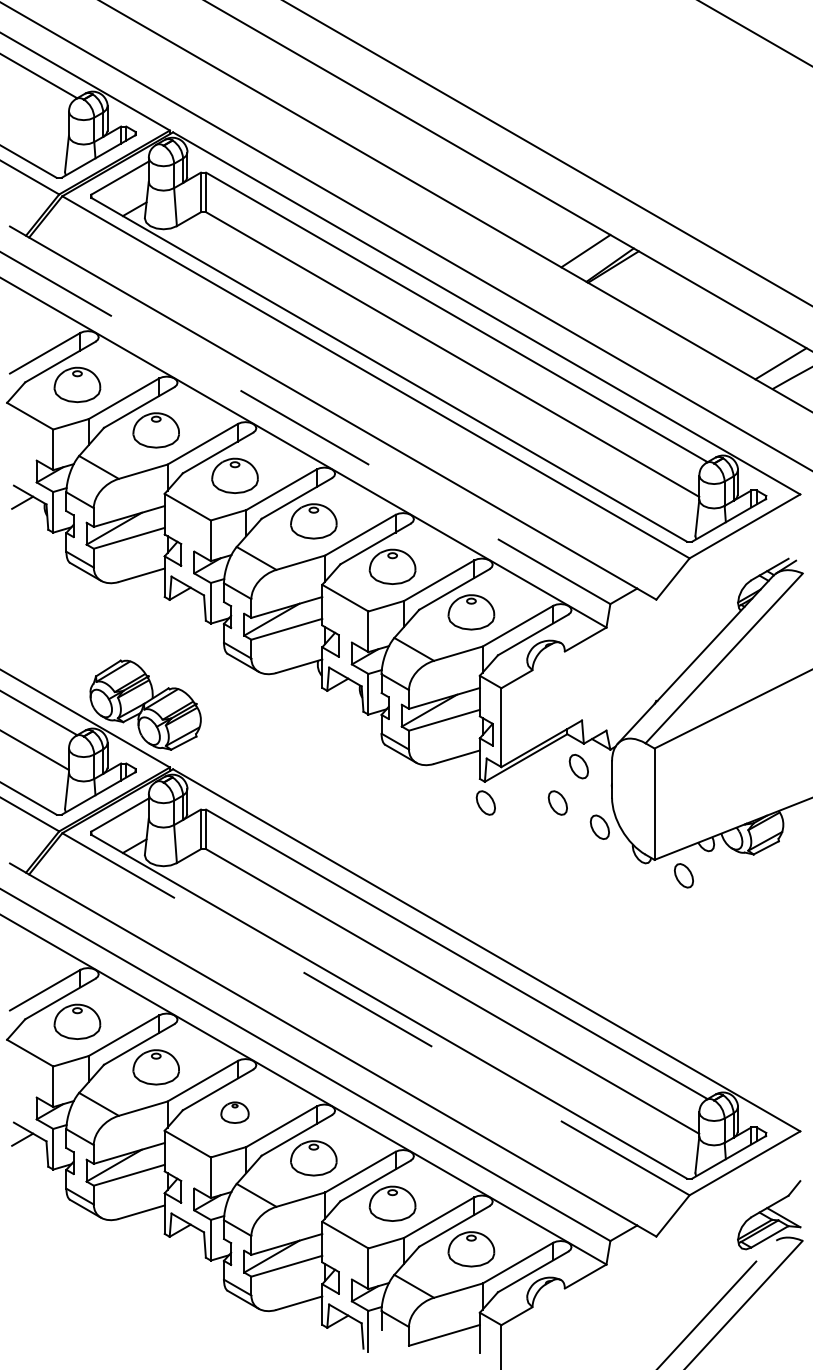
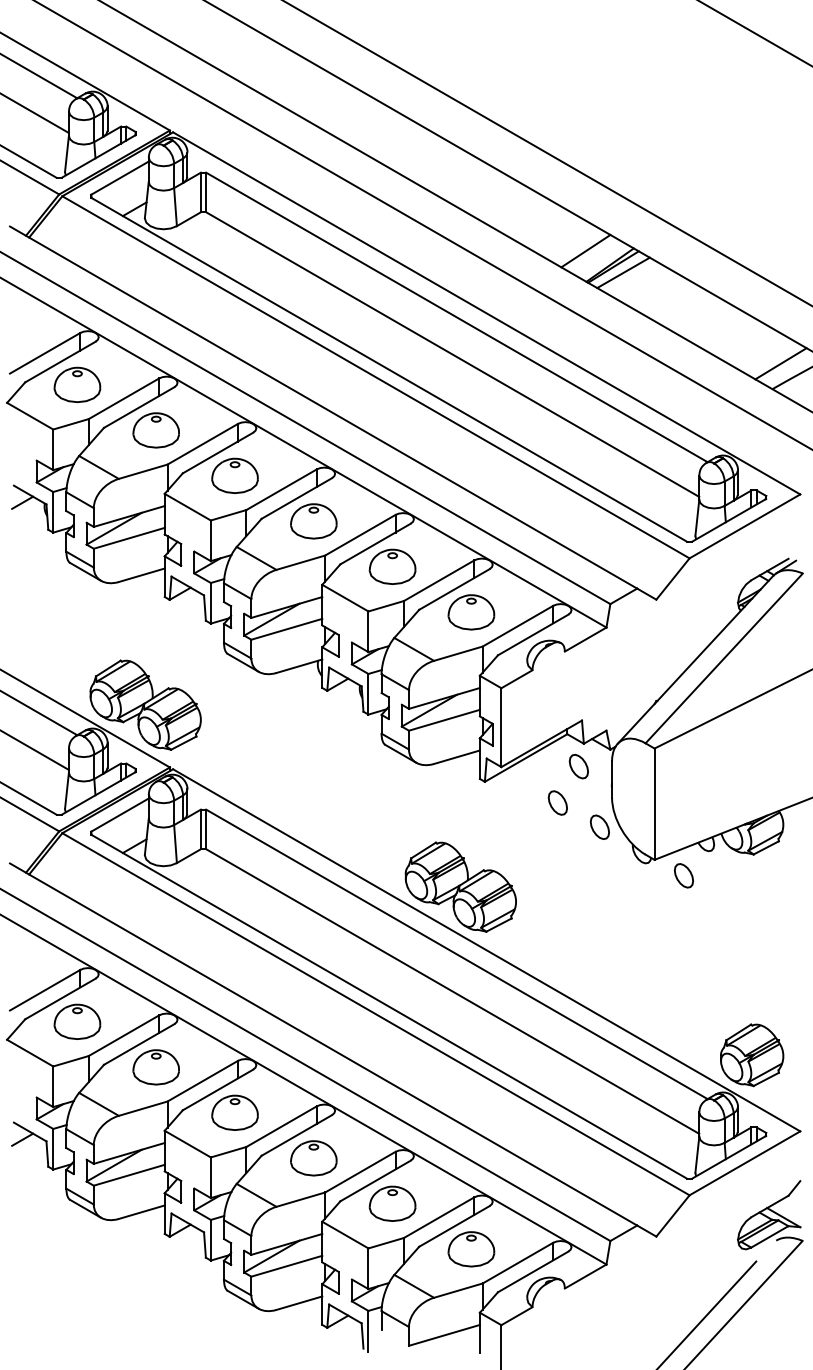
line: none -> present (35, 113)
line position: (405, 236) -> (422, 225) (422, 225)
line: none -> present (623, 272)
line: dashed -> solid (305, 428)
part: present -> none (485, 802)
part: none -> present (460, 886)
line: dashed -> solid (375, 1014)
part: none -> present (752, 1055)
part size: 30x23 px -> 48x37 px (234, 1112)
